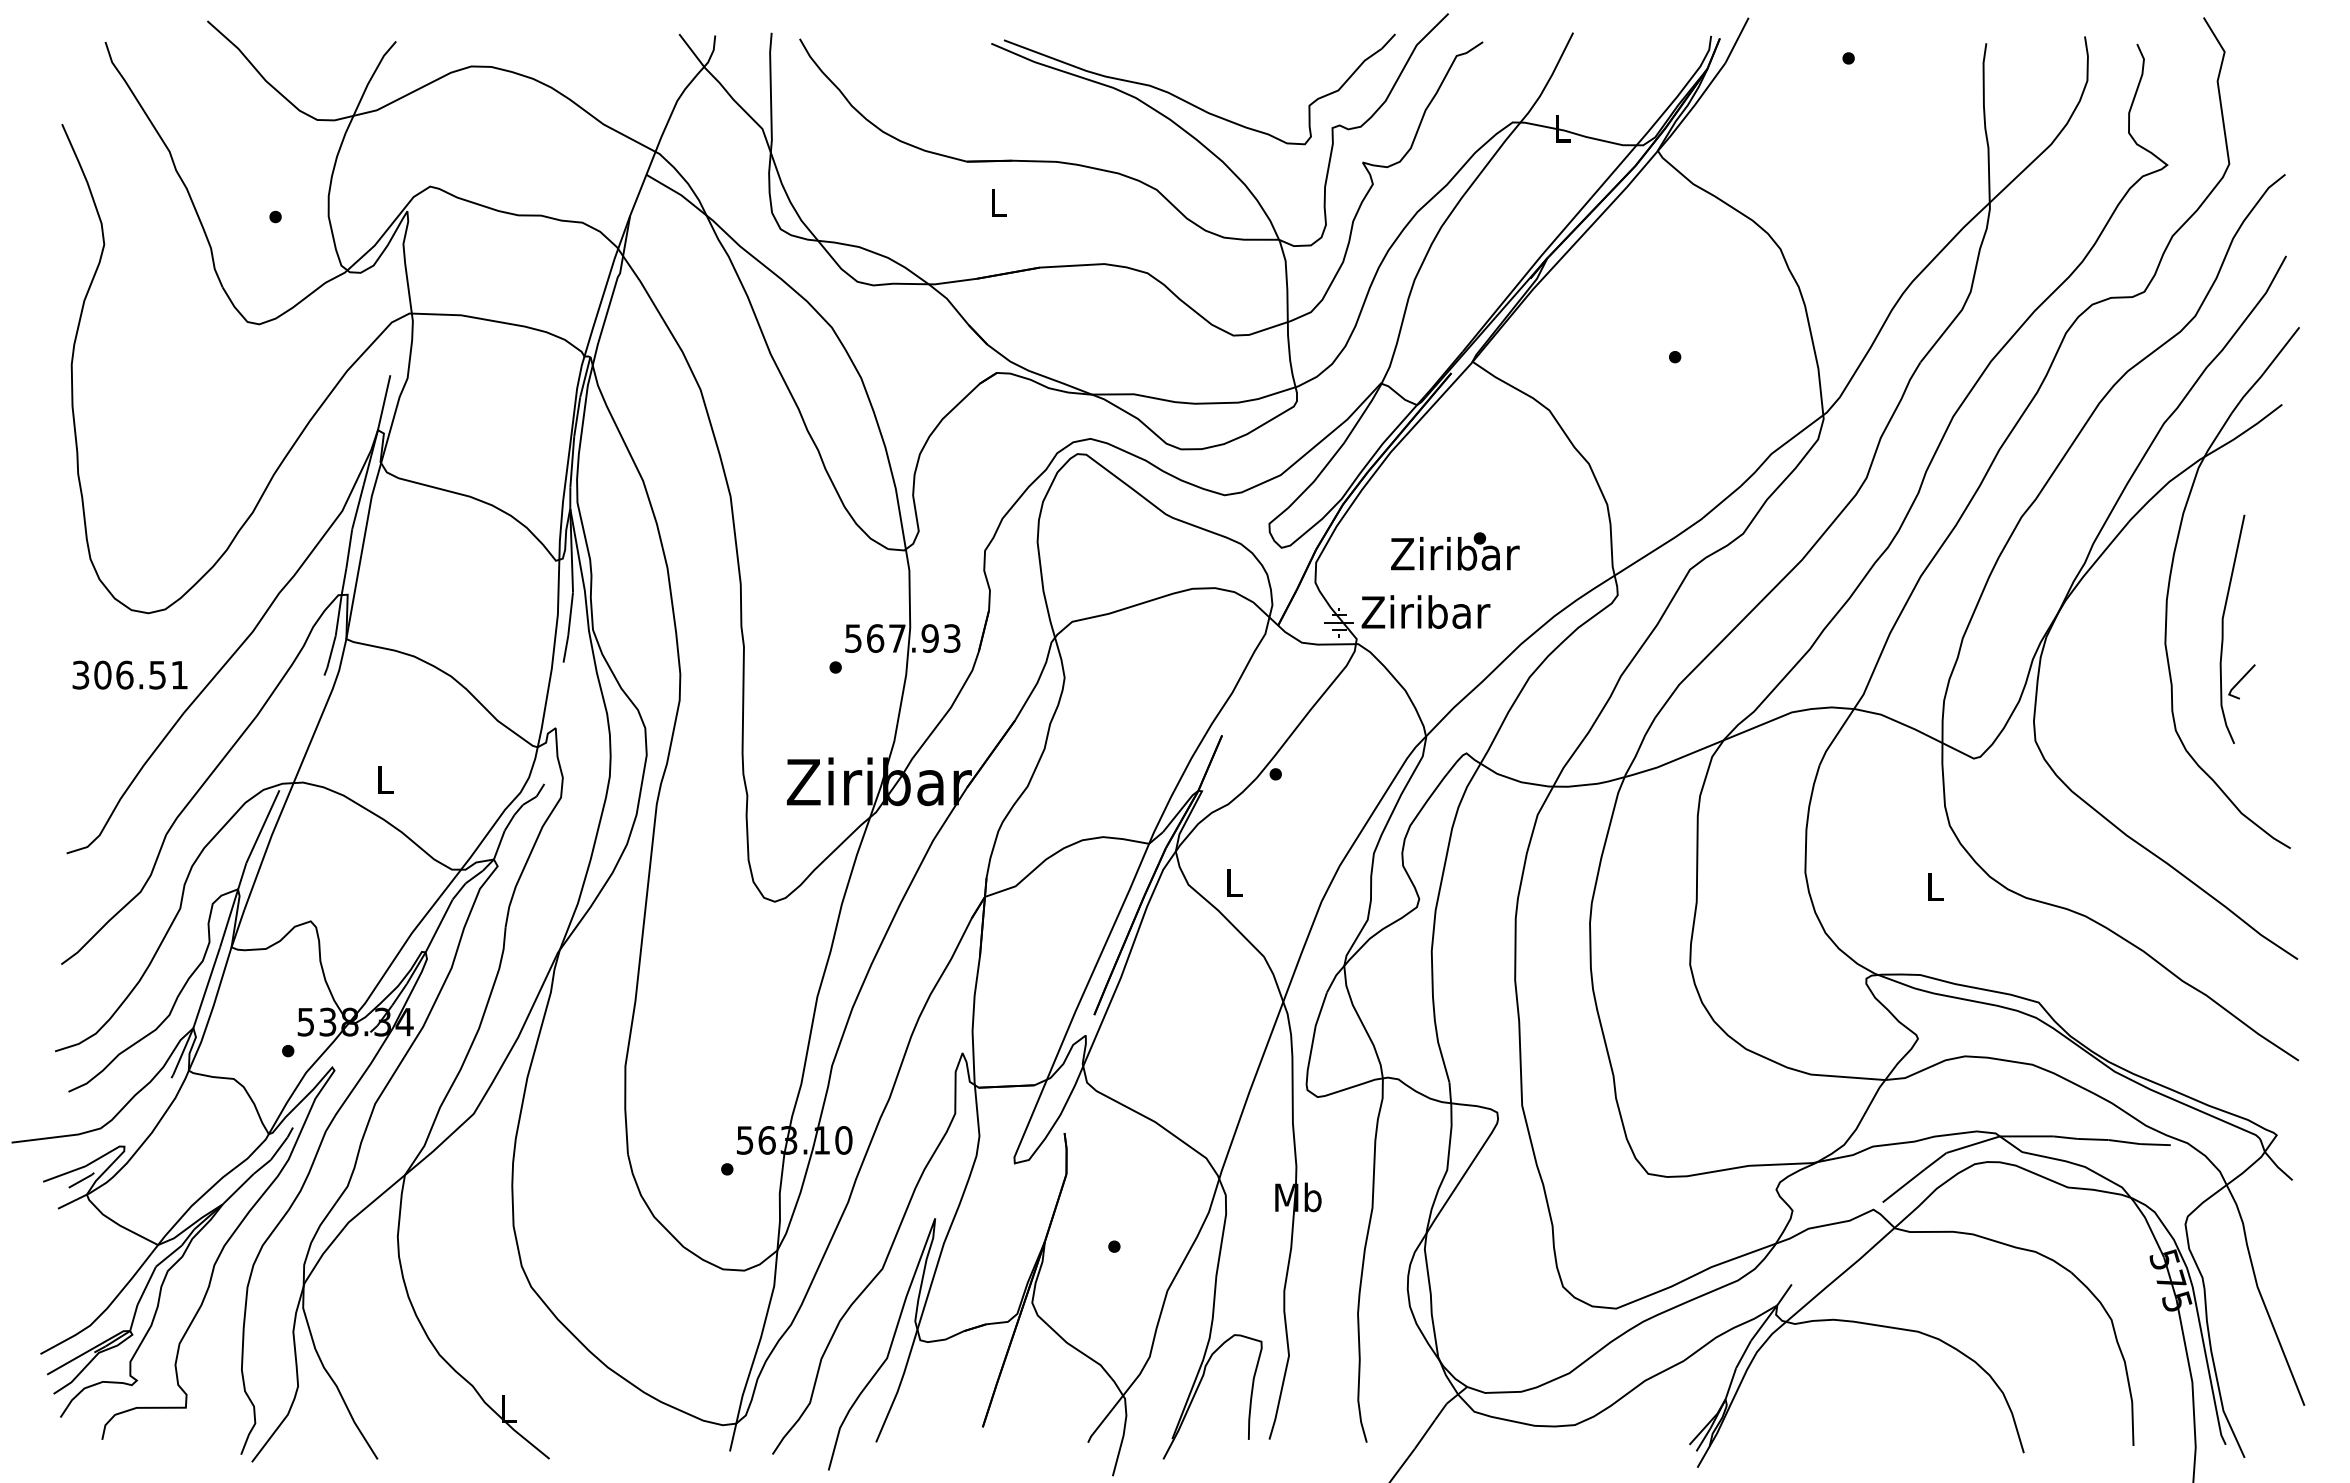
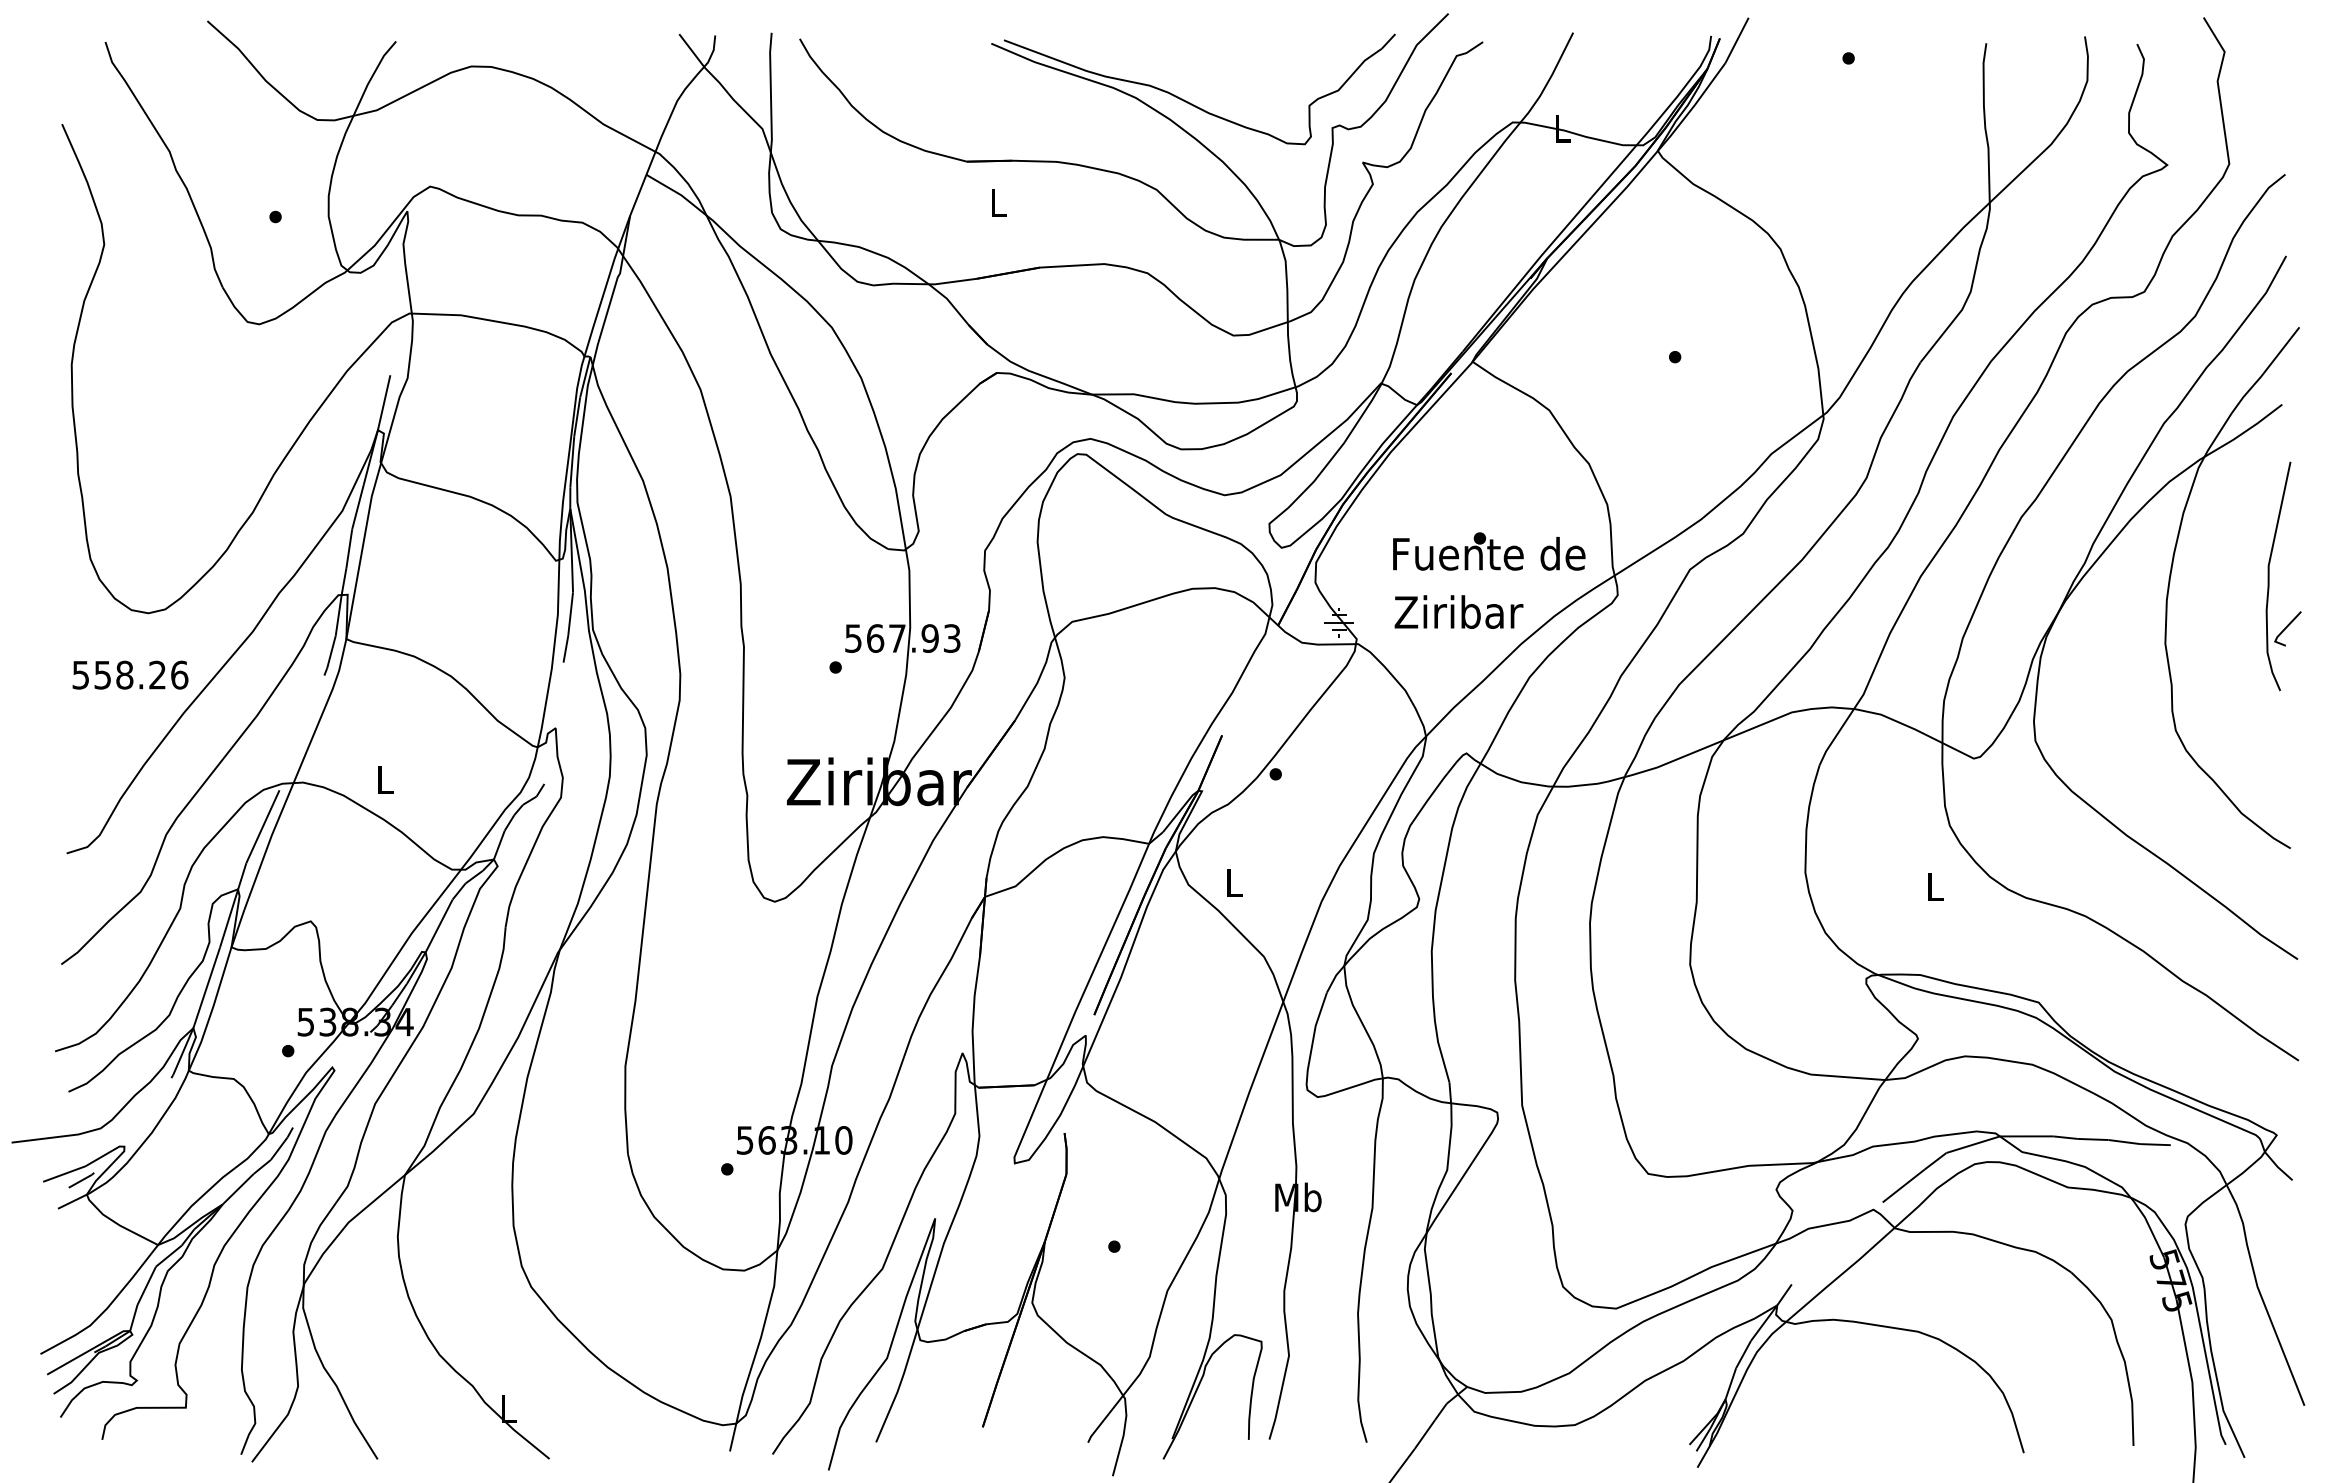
text: Ziribar -> Fuente de (1488, 553)
text position: (1425, 611) -> (1458, 611) (1458, 611)
part position: (2223, 628) -> (2269, 575) (2269, 575)
text: 306.51 -> 558.26 (130, 674)
